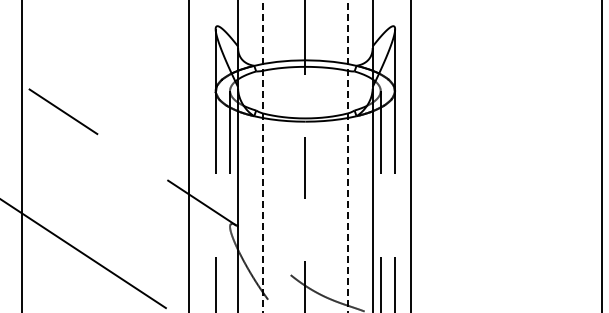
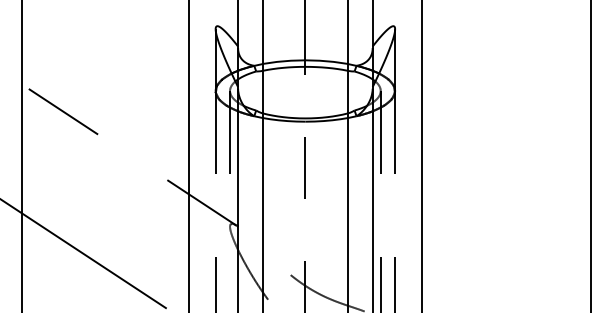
line position: (410, 155) -> (421, 155) (421, 155)
line position: (601, 155) -> (590, 155) (590, 155)
line: dashed -> solid (263, 156)
line: dashed -> solid (347, 156)
